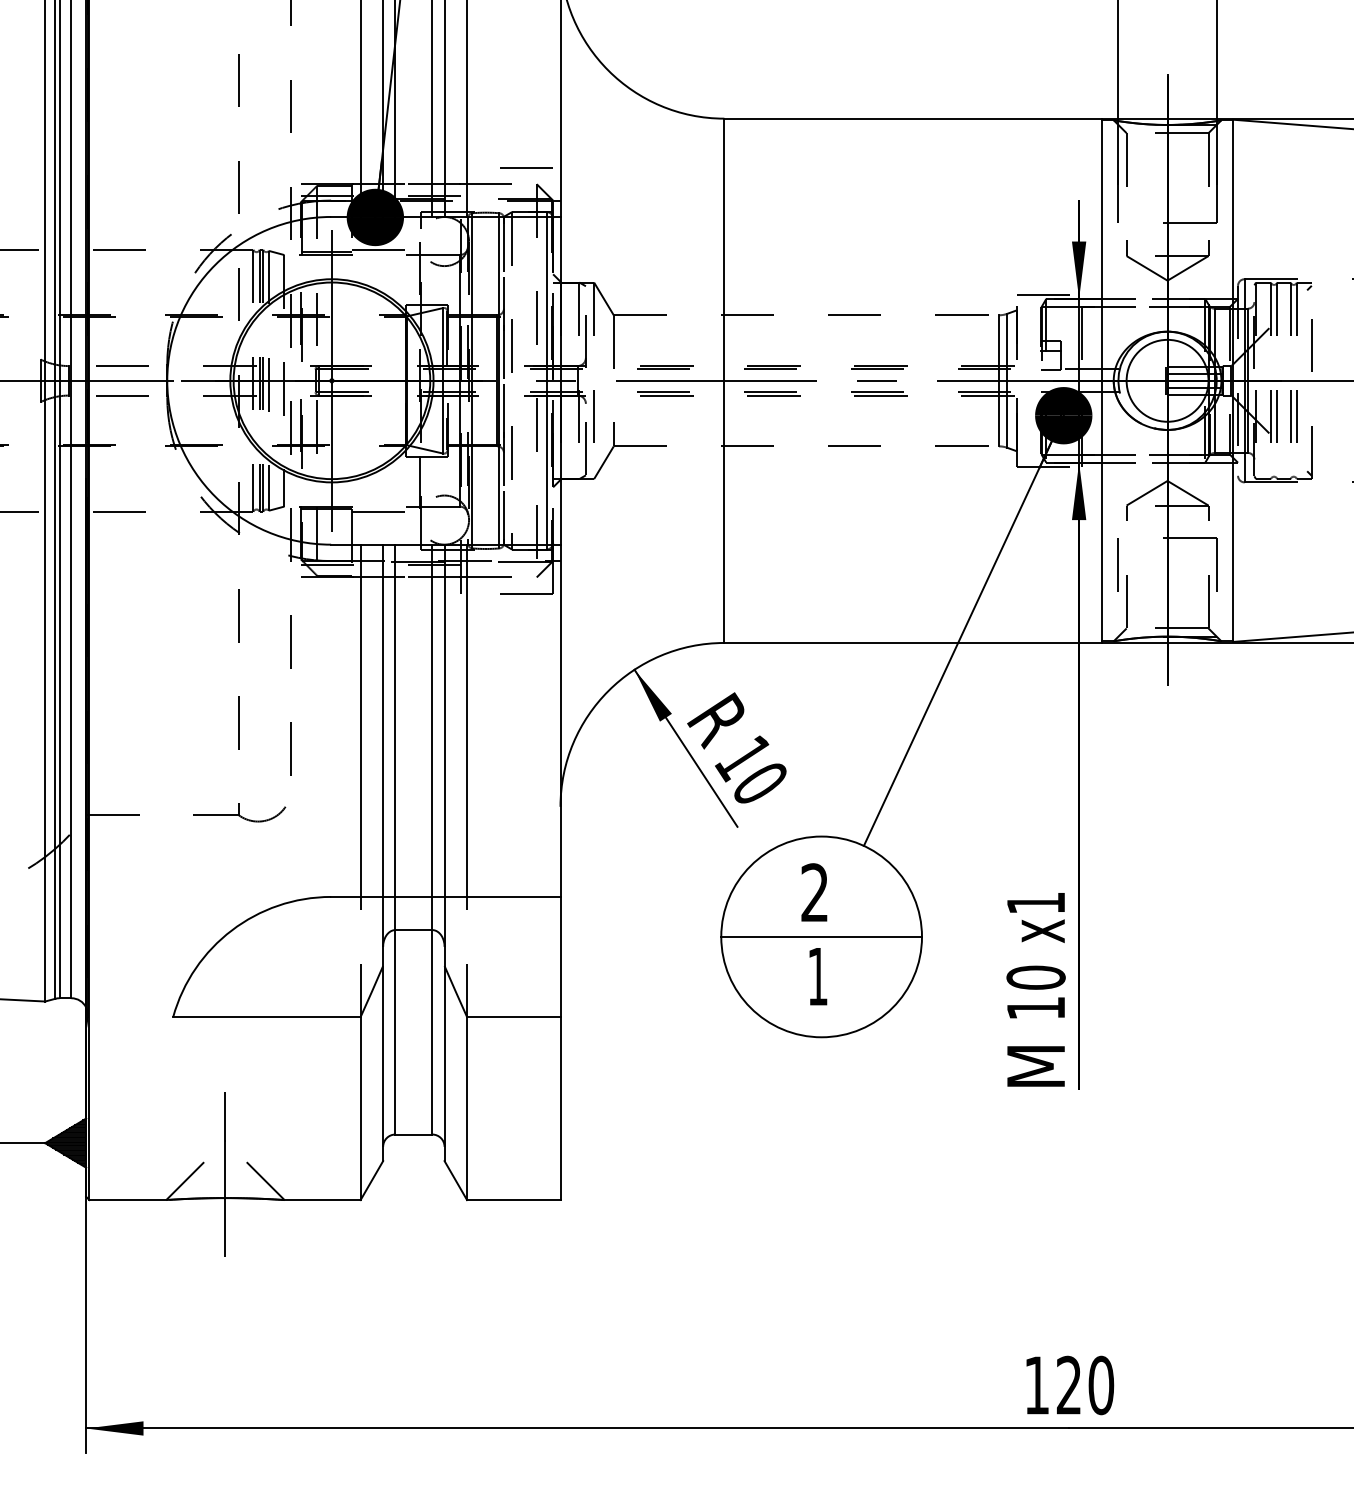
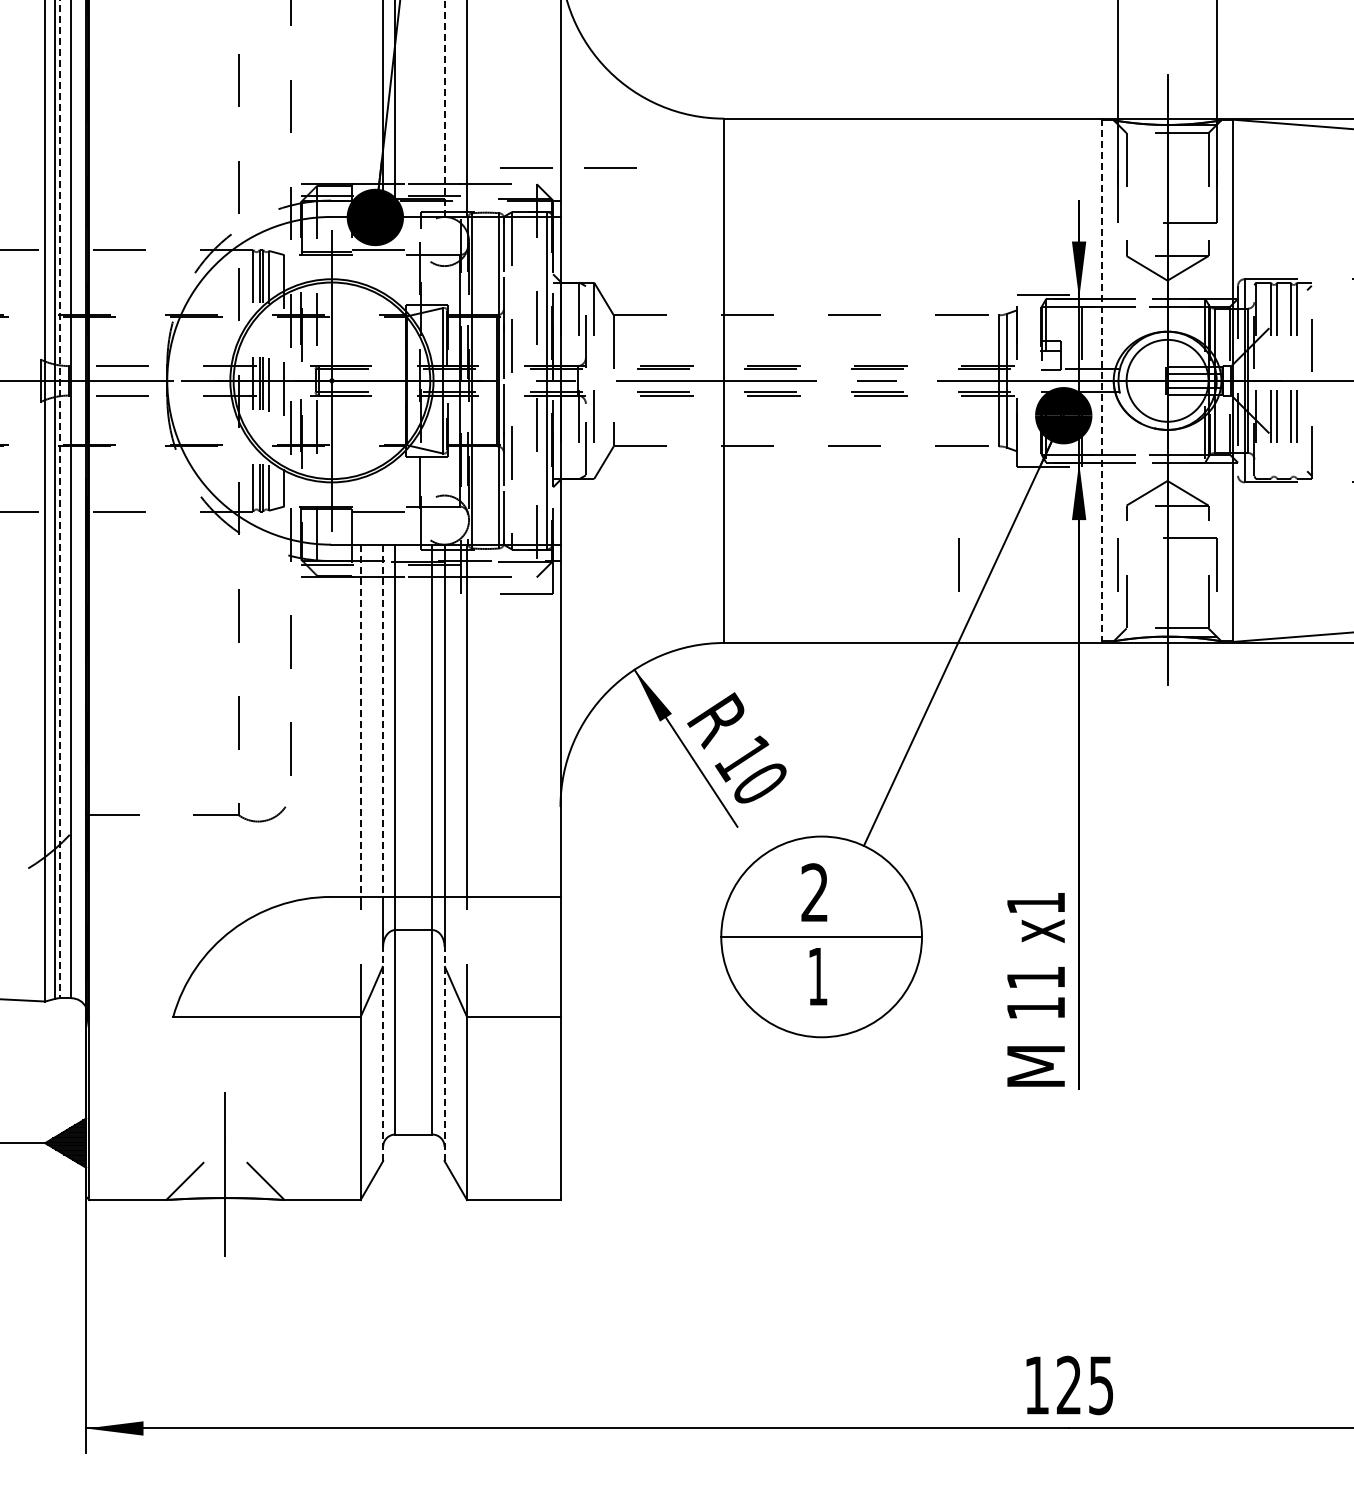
line: solid -> dashed (444, 108)
line: present -> none (360, 109)
line: present -> none (432, 109)
line: none -> present (610, 167)
line: solid -> dashed (1102, 381)
line: solid -> dashed (59, 499)
line: none -> present (958, 564)
line: solid -> dashed (360, 721)
line: solid -> dashed (383, 721)
text: 10 -> 11 (1035, 977)
line: solid -> dashed (383, 1053)
line: solid -> dashed (444, 1053)
text: 120 -> 125 (1101, 1385)
